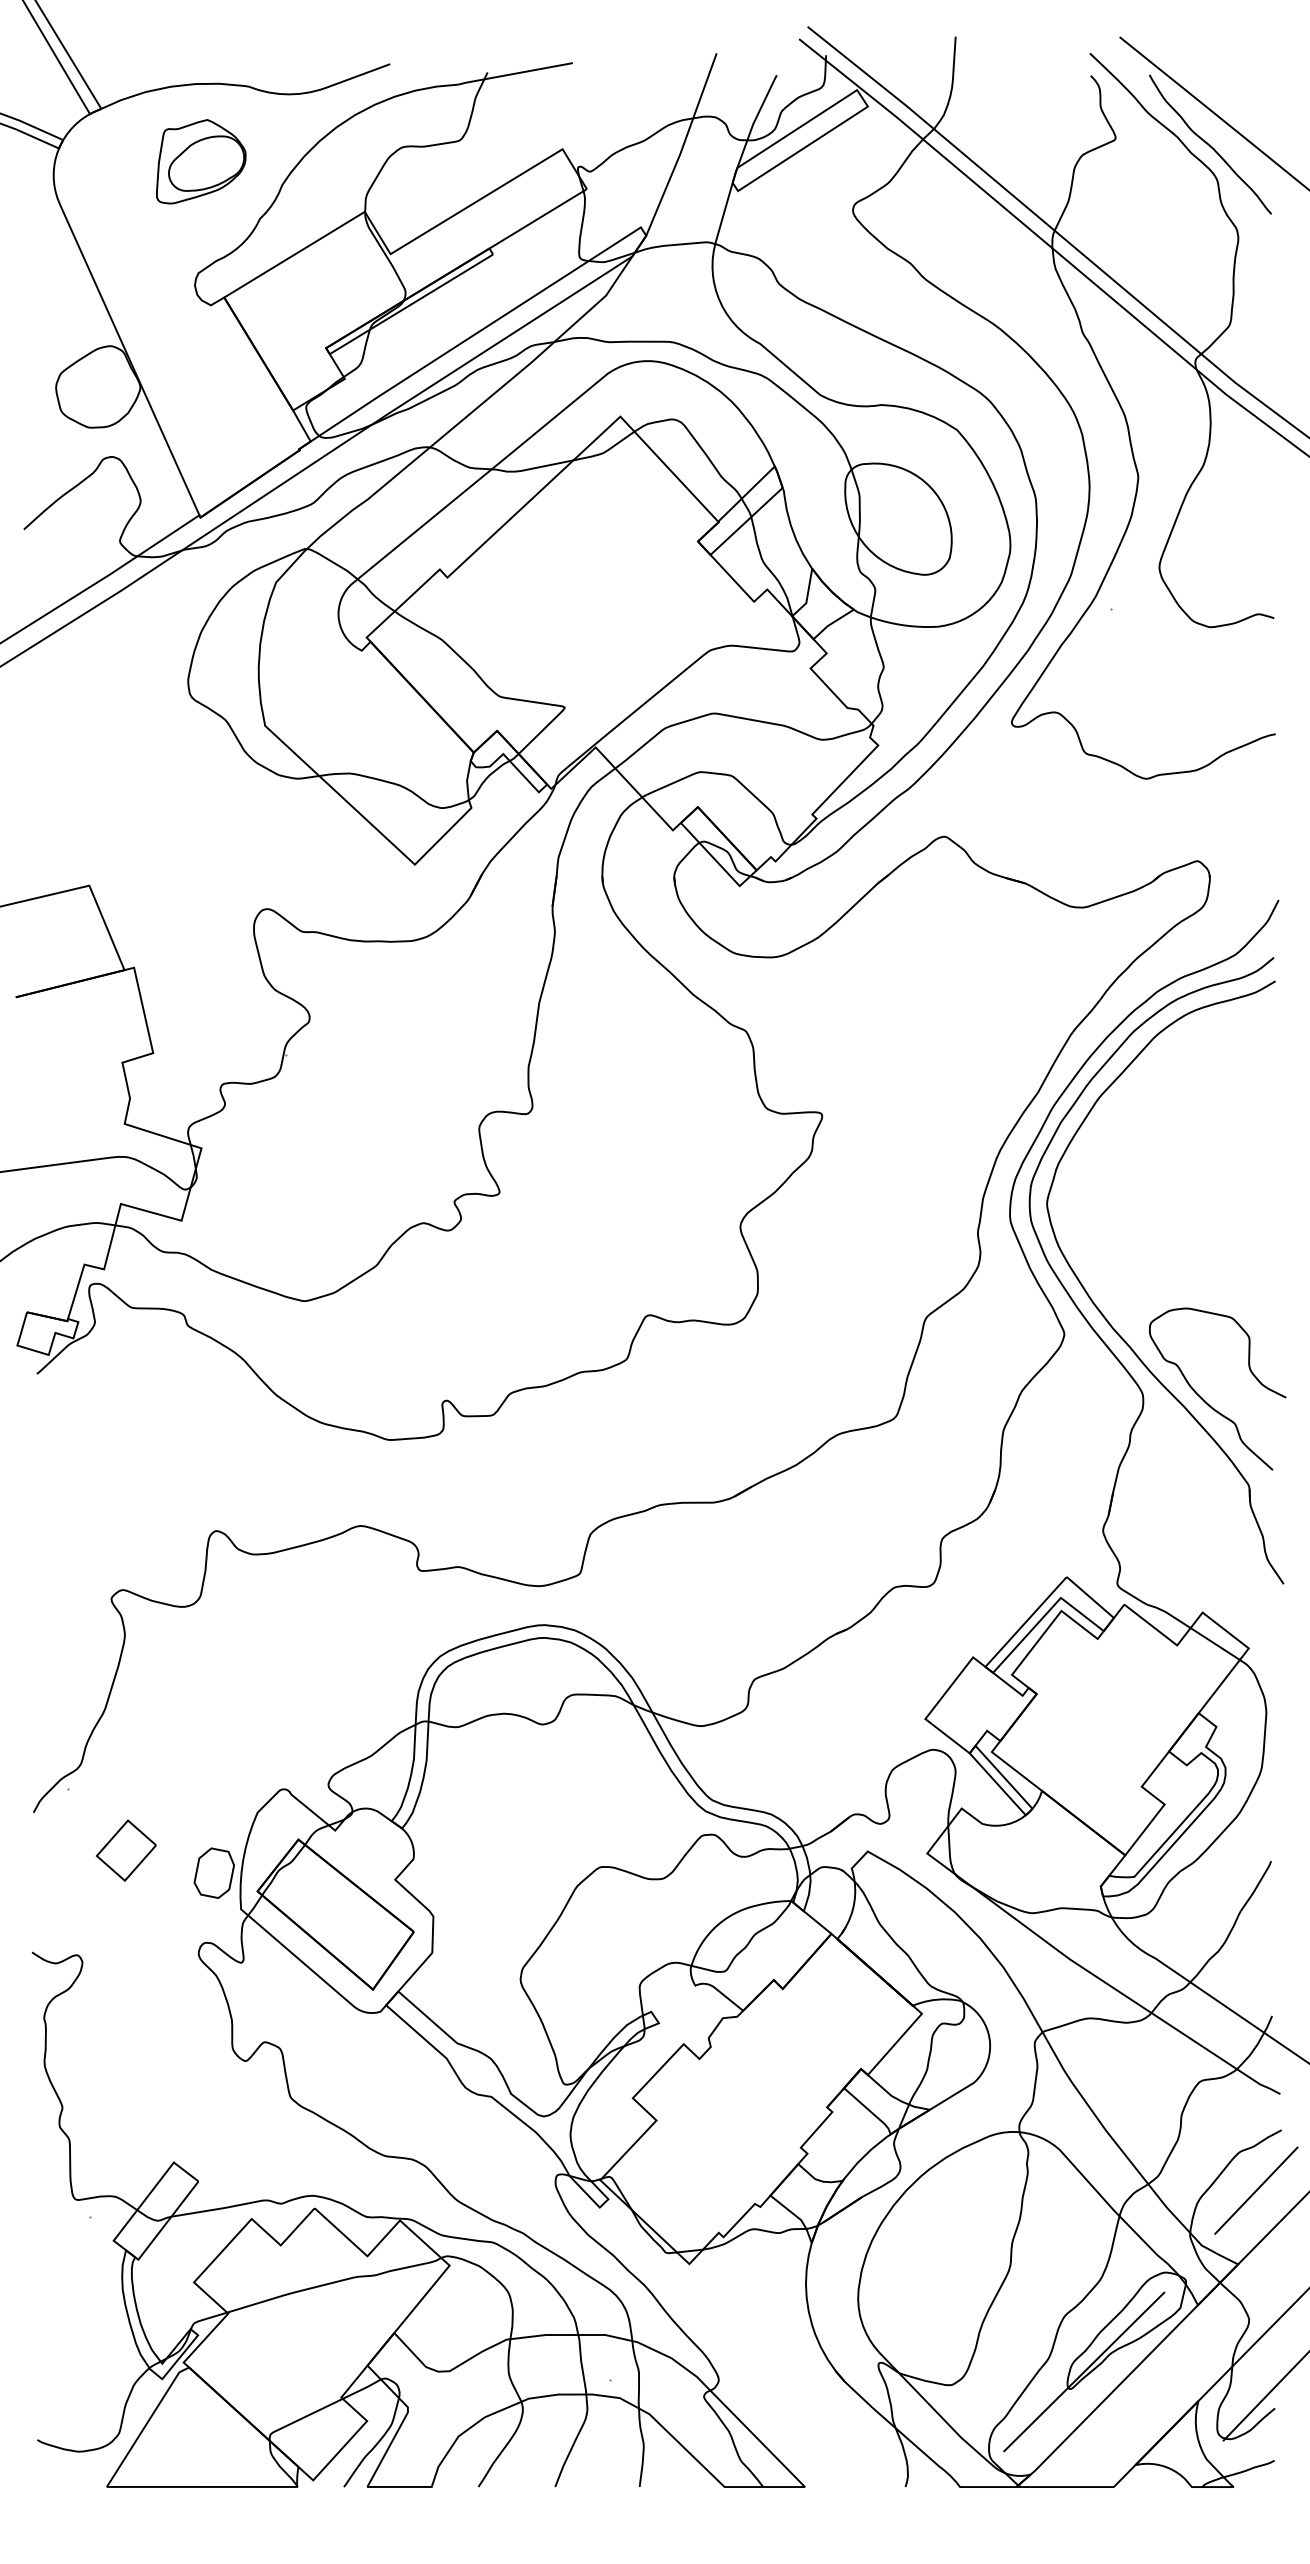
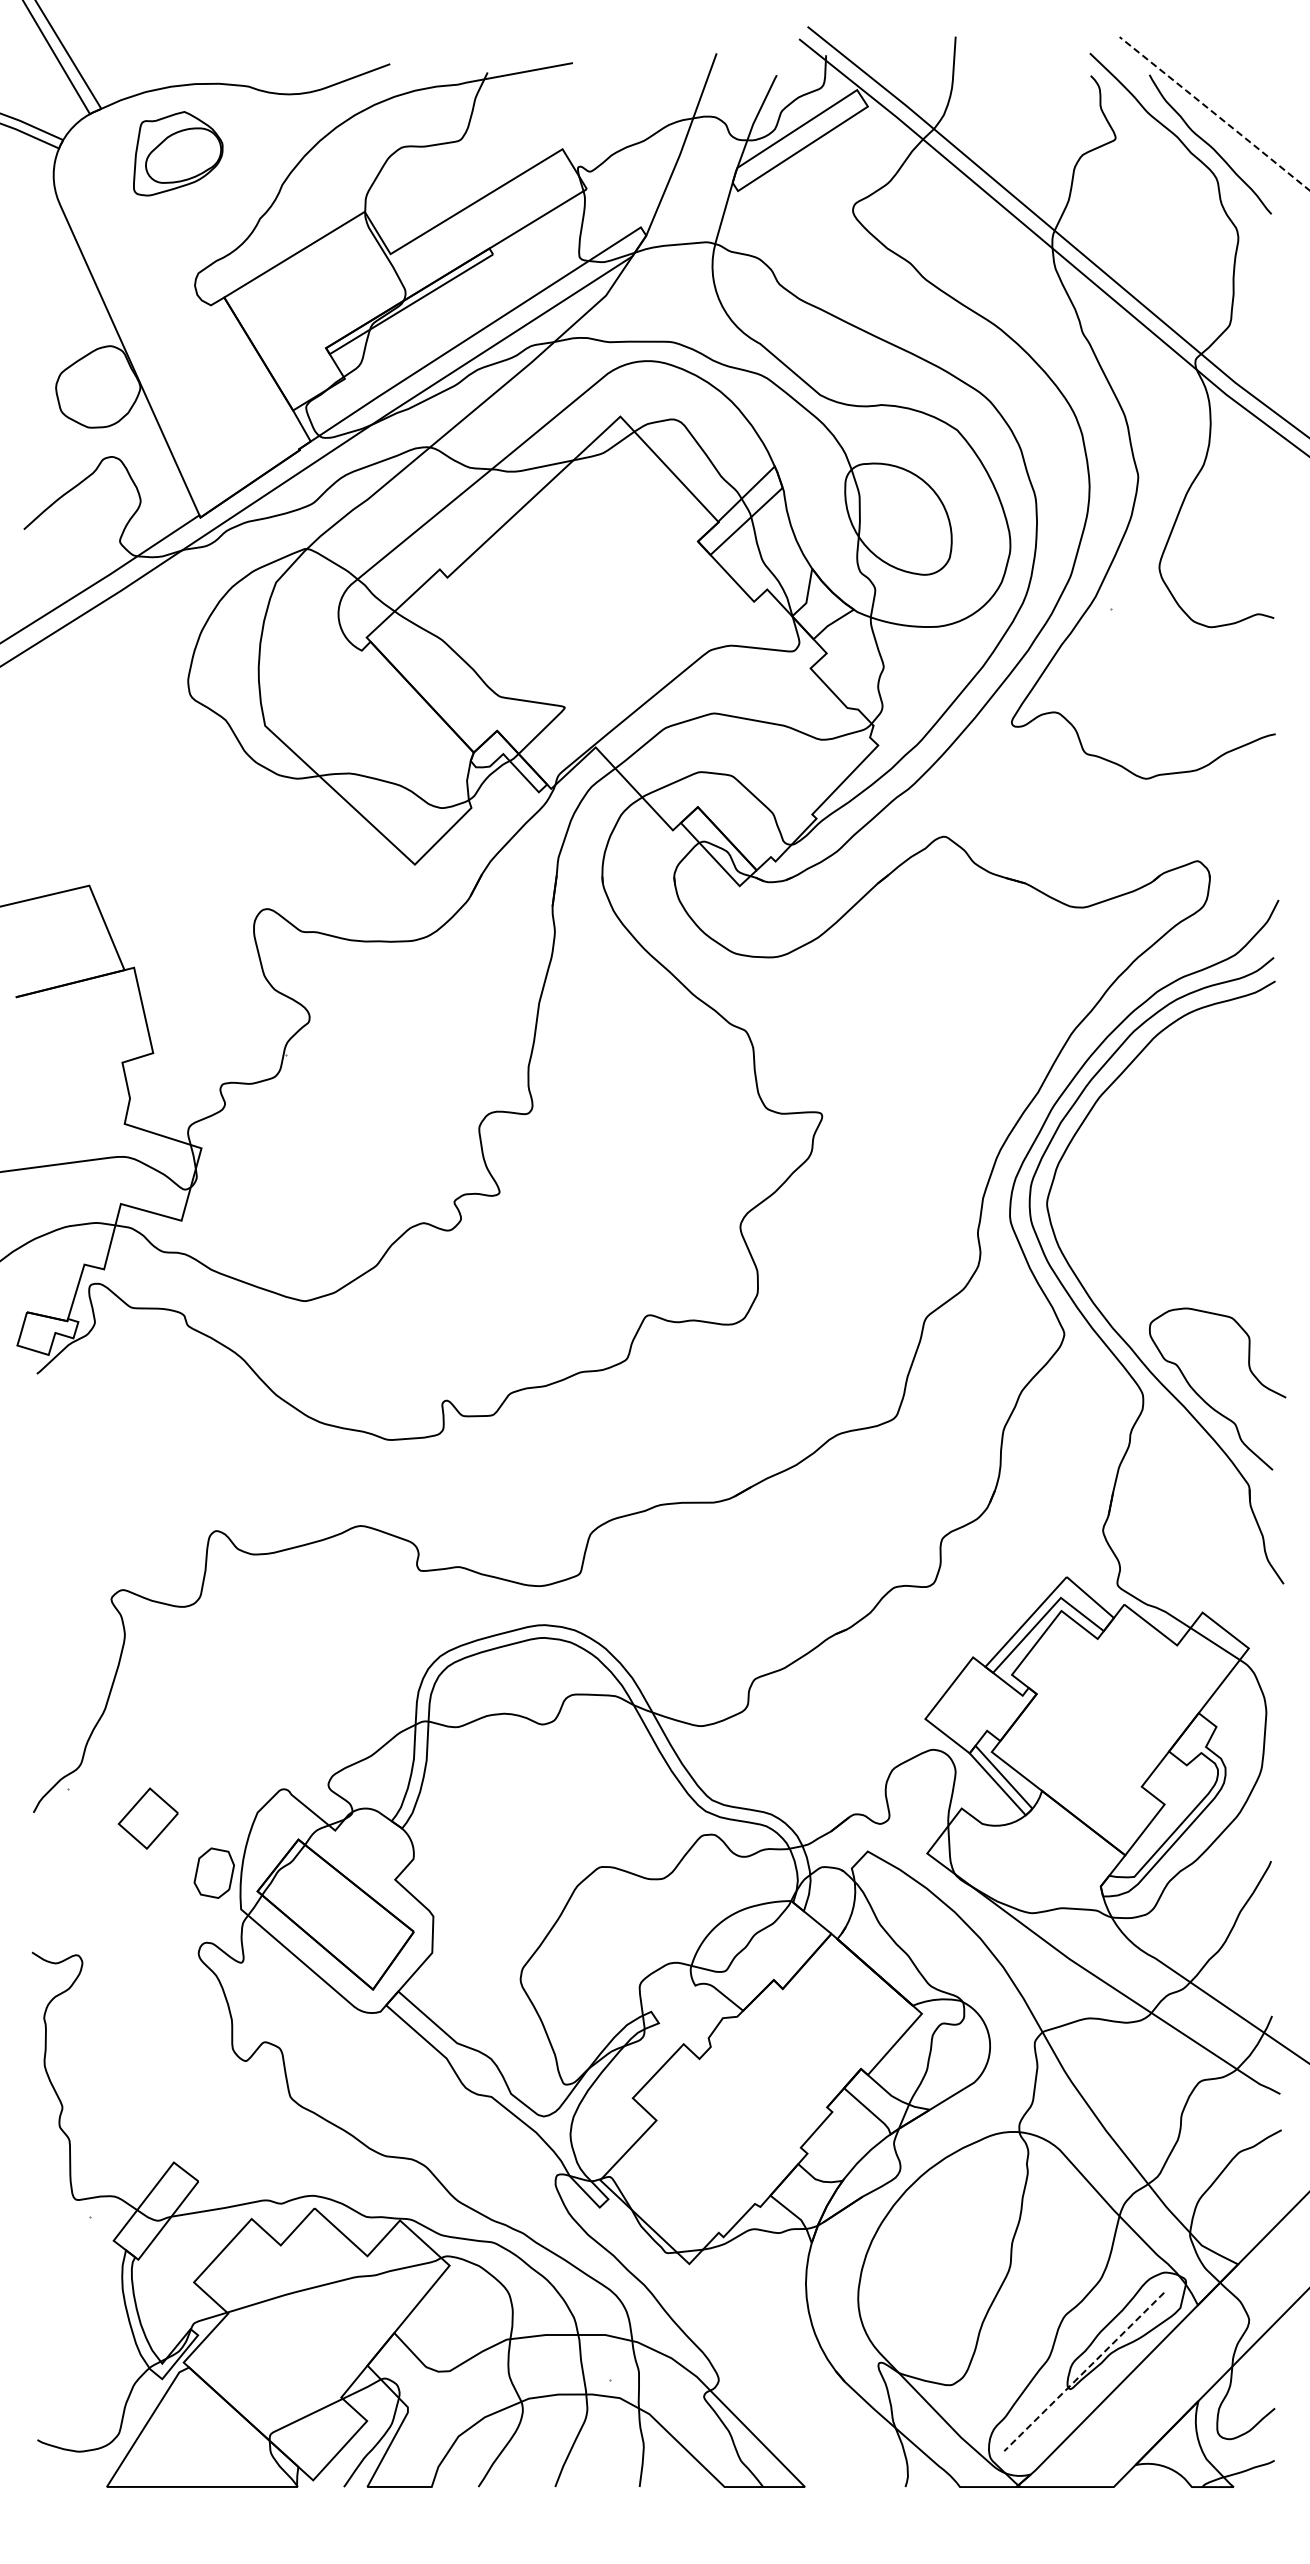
line: solid -> dashed (1214, 113)
part position: (201, 161) -> (178, 153) (178, 153)
part position: (125, 1850) -> (147, 1818) (147, 1818)
line: present -> none (1256, 2190)
line: solid -> dashed (1084, 2371)
line: present -> none (1264, 2397)
